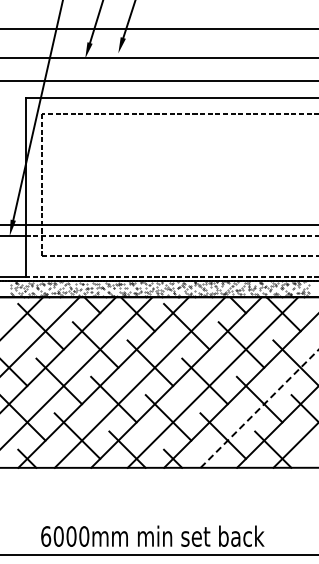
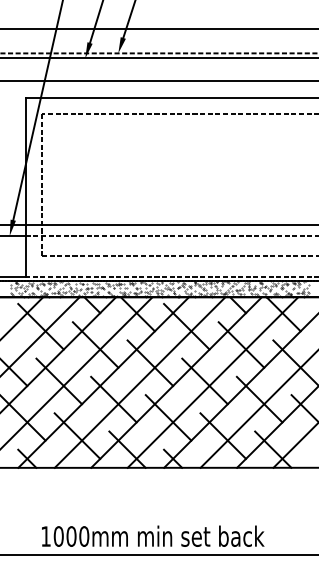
line: none -> present (158, 53)
line: dashed -> solid (259, 408)
text: 6000mm -> 1000mm (46, 536)
